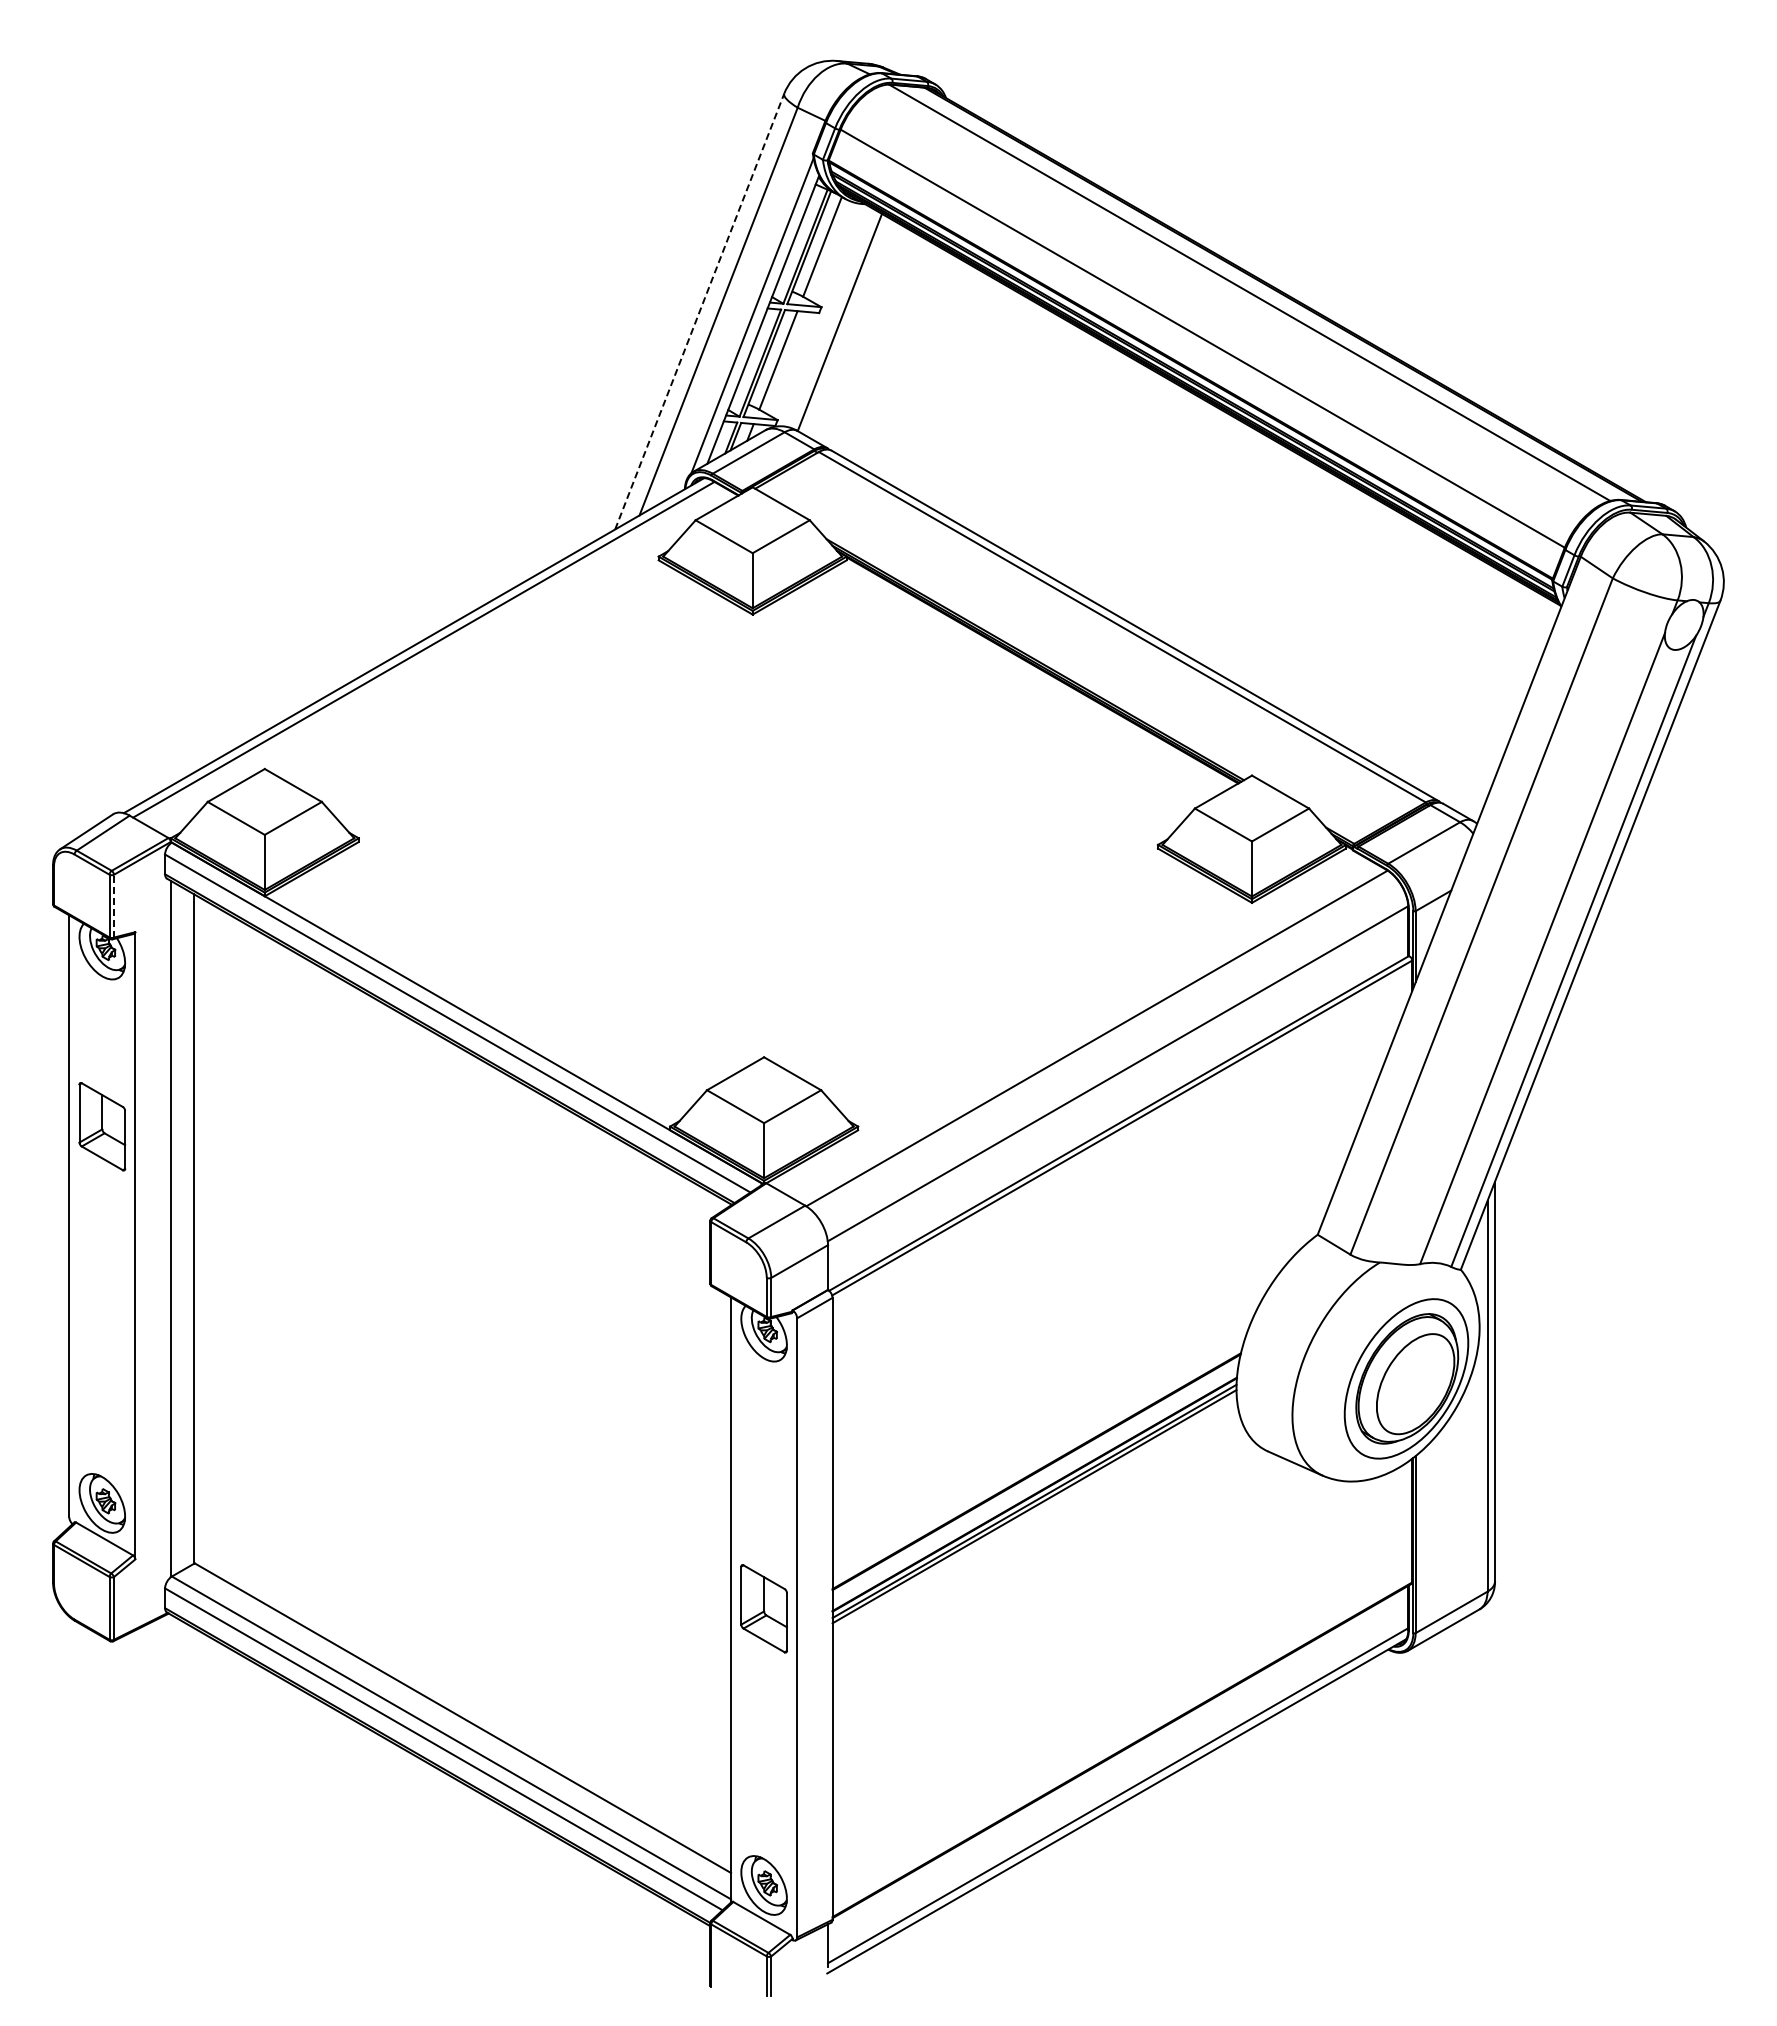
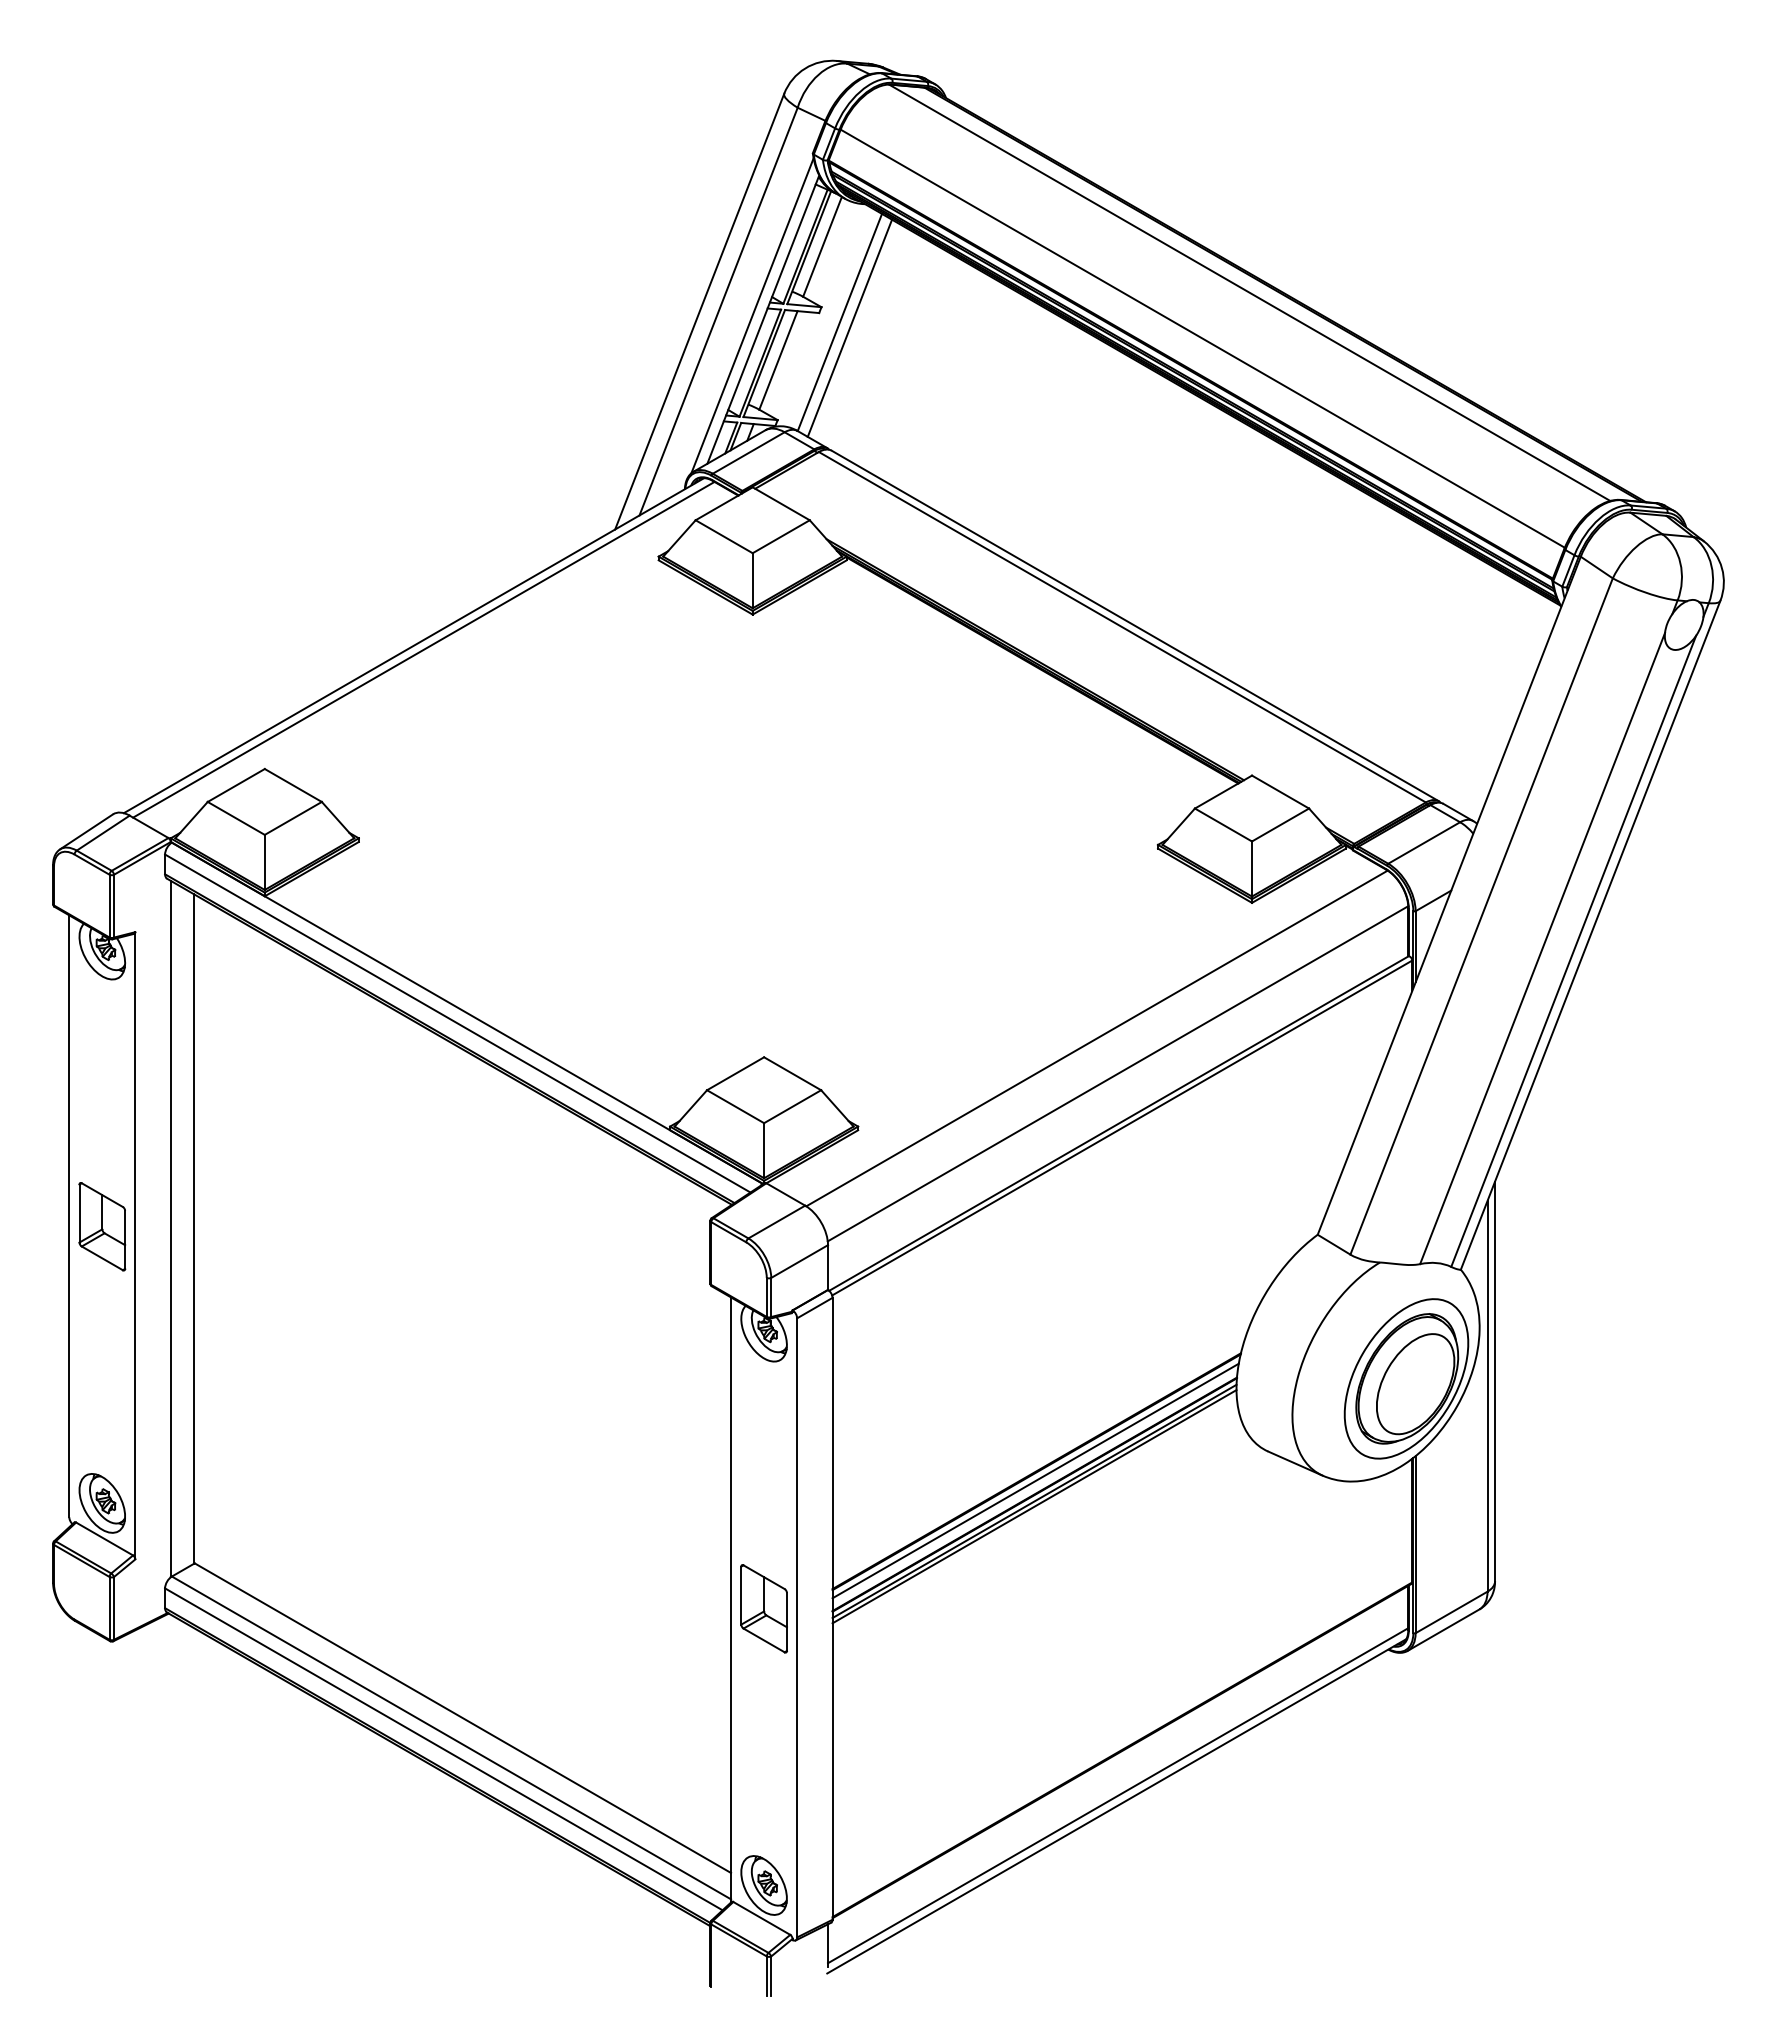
line: dashed -> solid (699, 311)
line: none -> present (849, 327)
line: dashed -> solid (114, 905)
part position: (102, 1126) -> (102, 1226) (102, 1226)
line: none -> present (1035, 1480)
